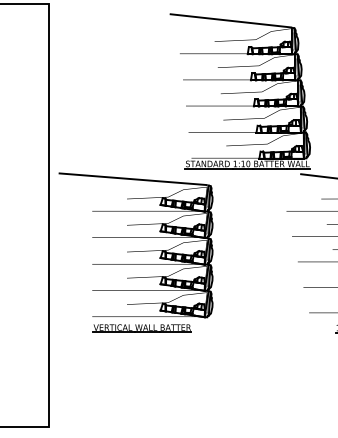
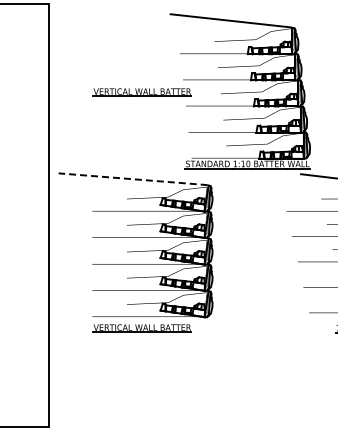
part: none -> present (141, 92)
line: solid -> dashed (133, 179)
